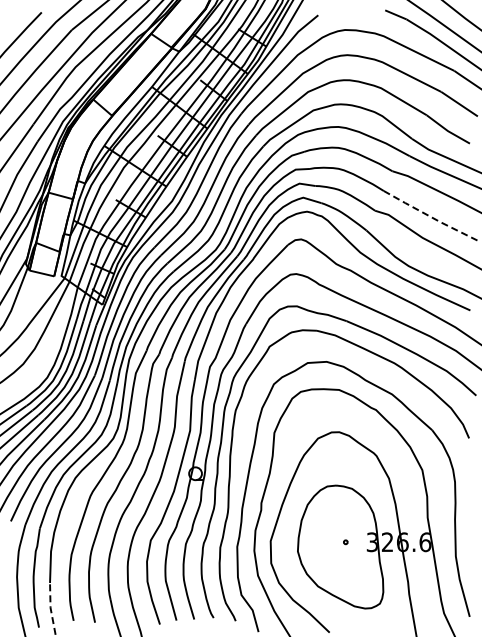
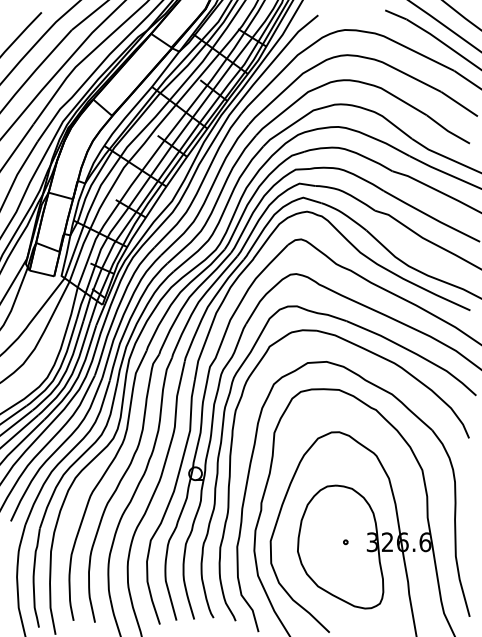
line: dashed -> solid (432, 217)
line: dashed -> solid (50, 608)
